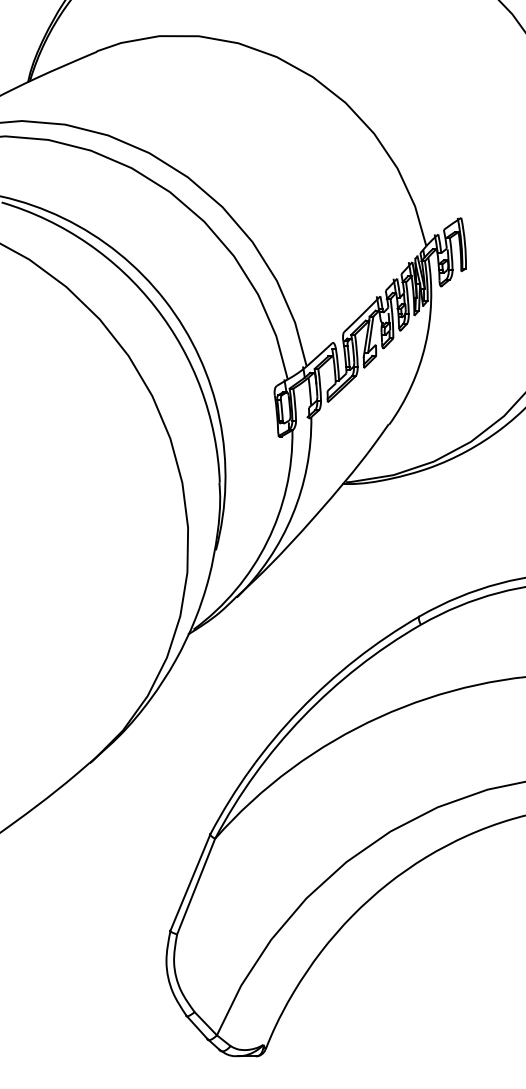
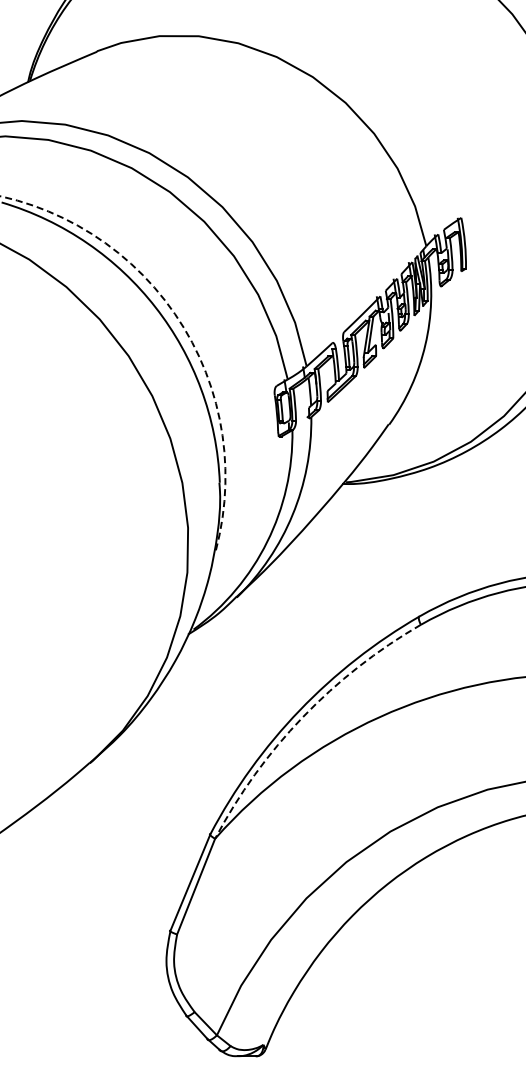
arc: solid -> dashed (183, 327)
arc: solid -> dashed (302, 717)
